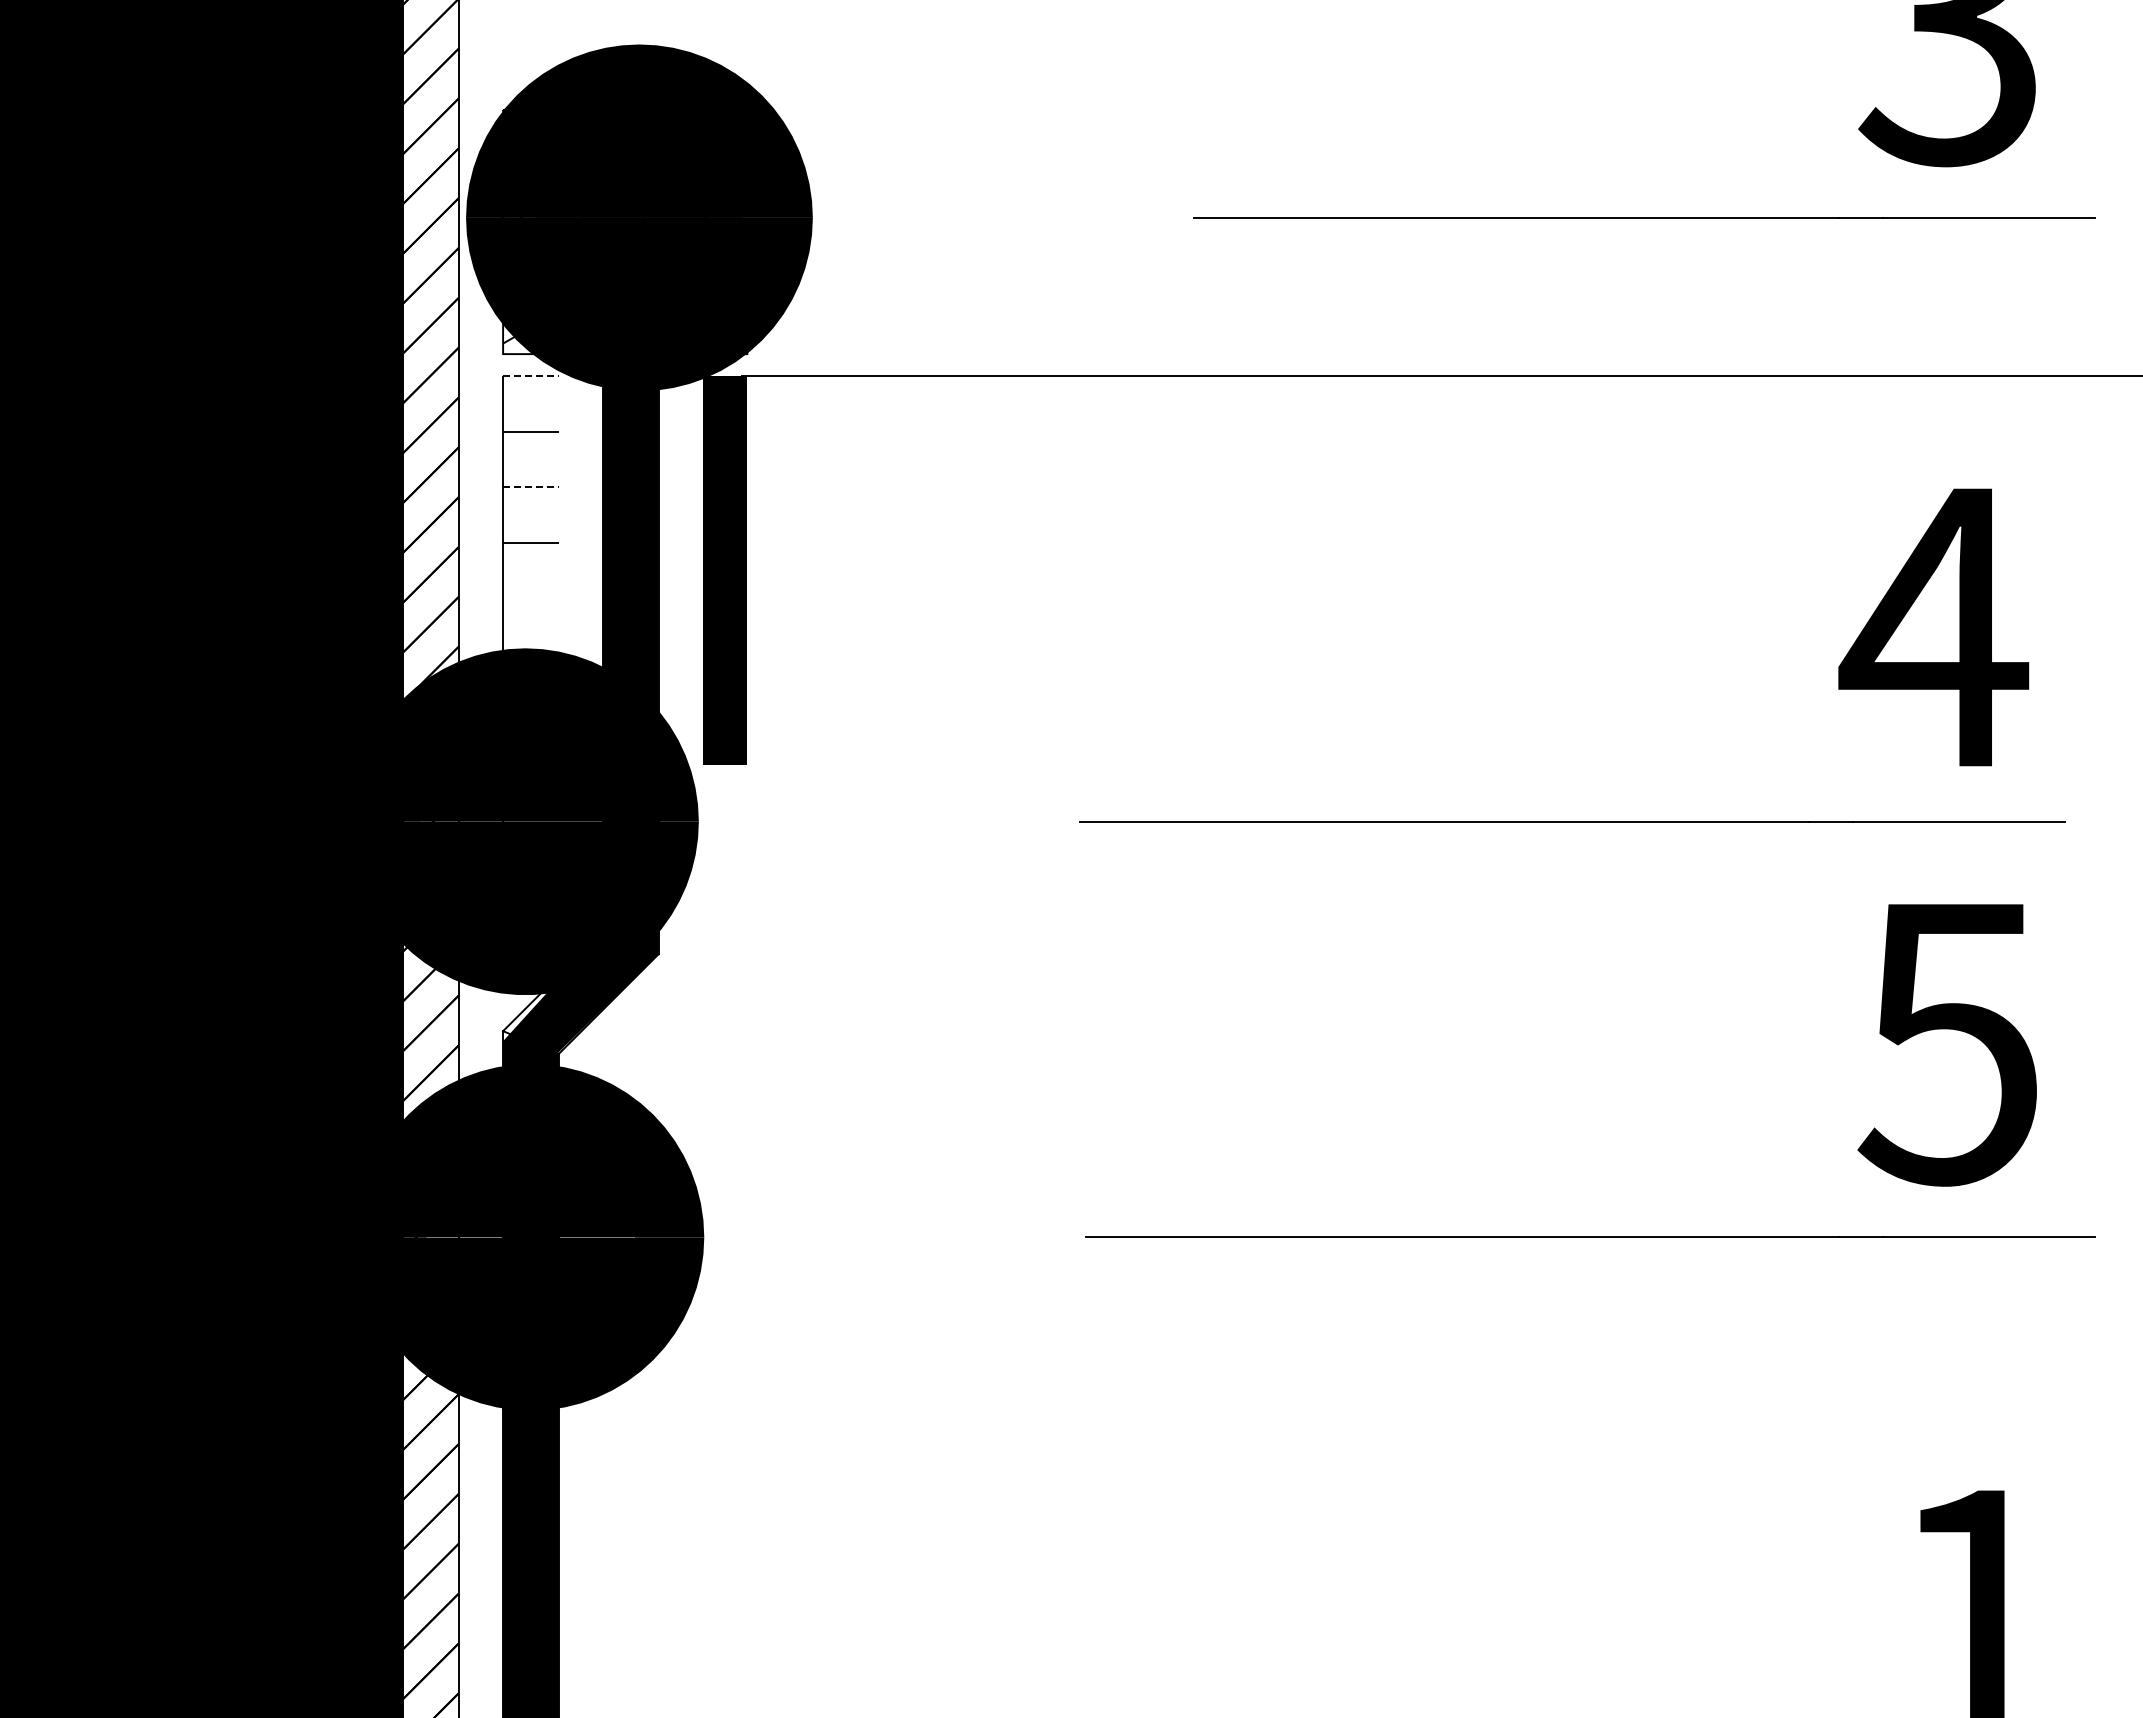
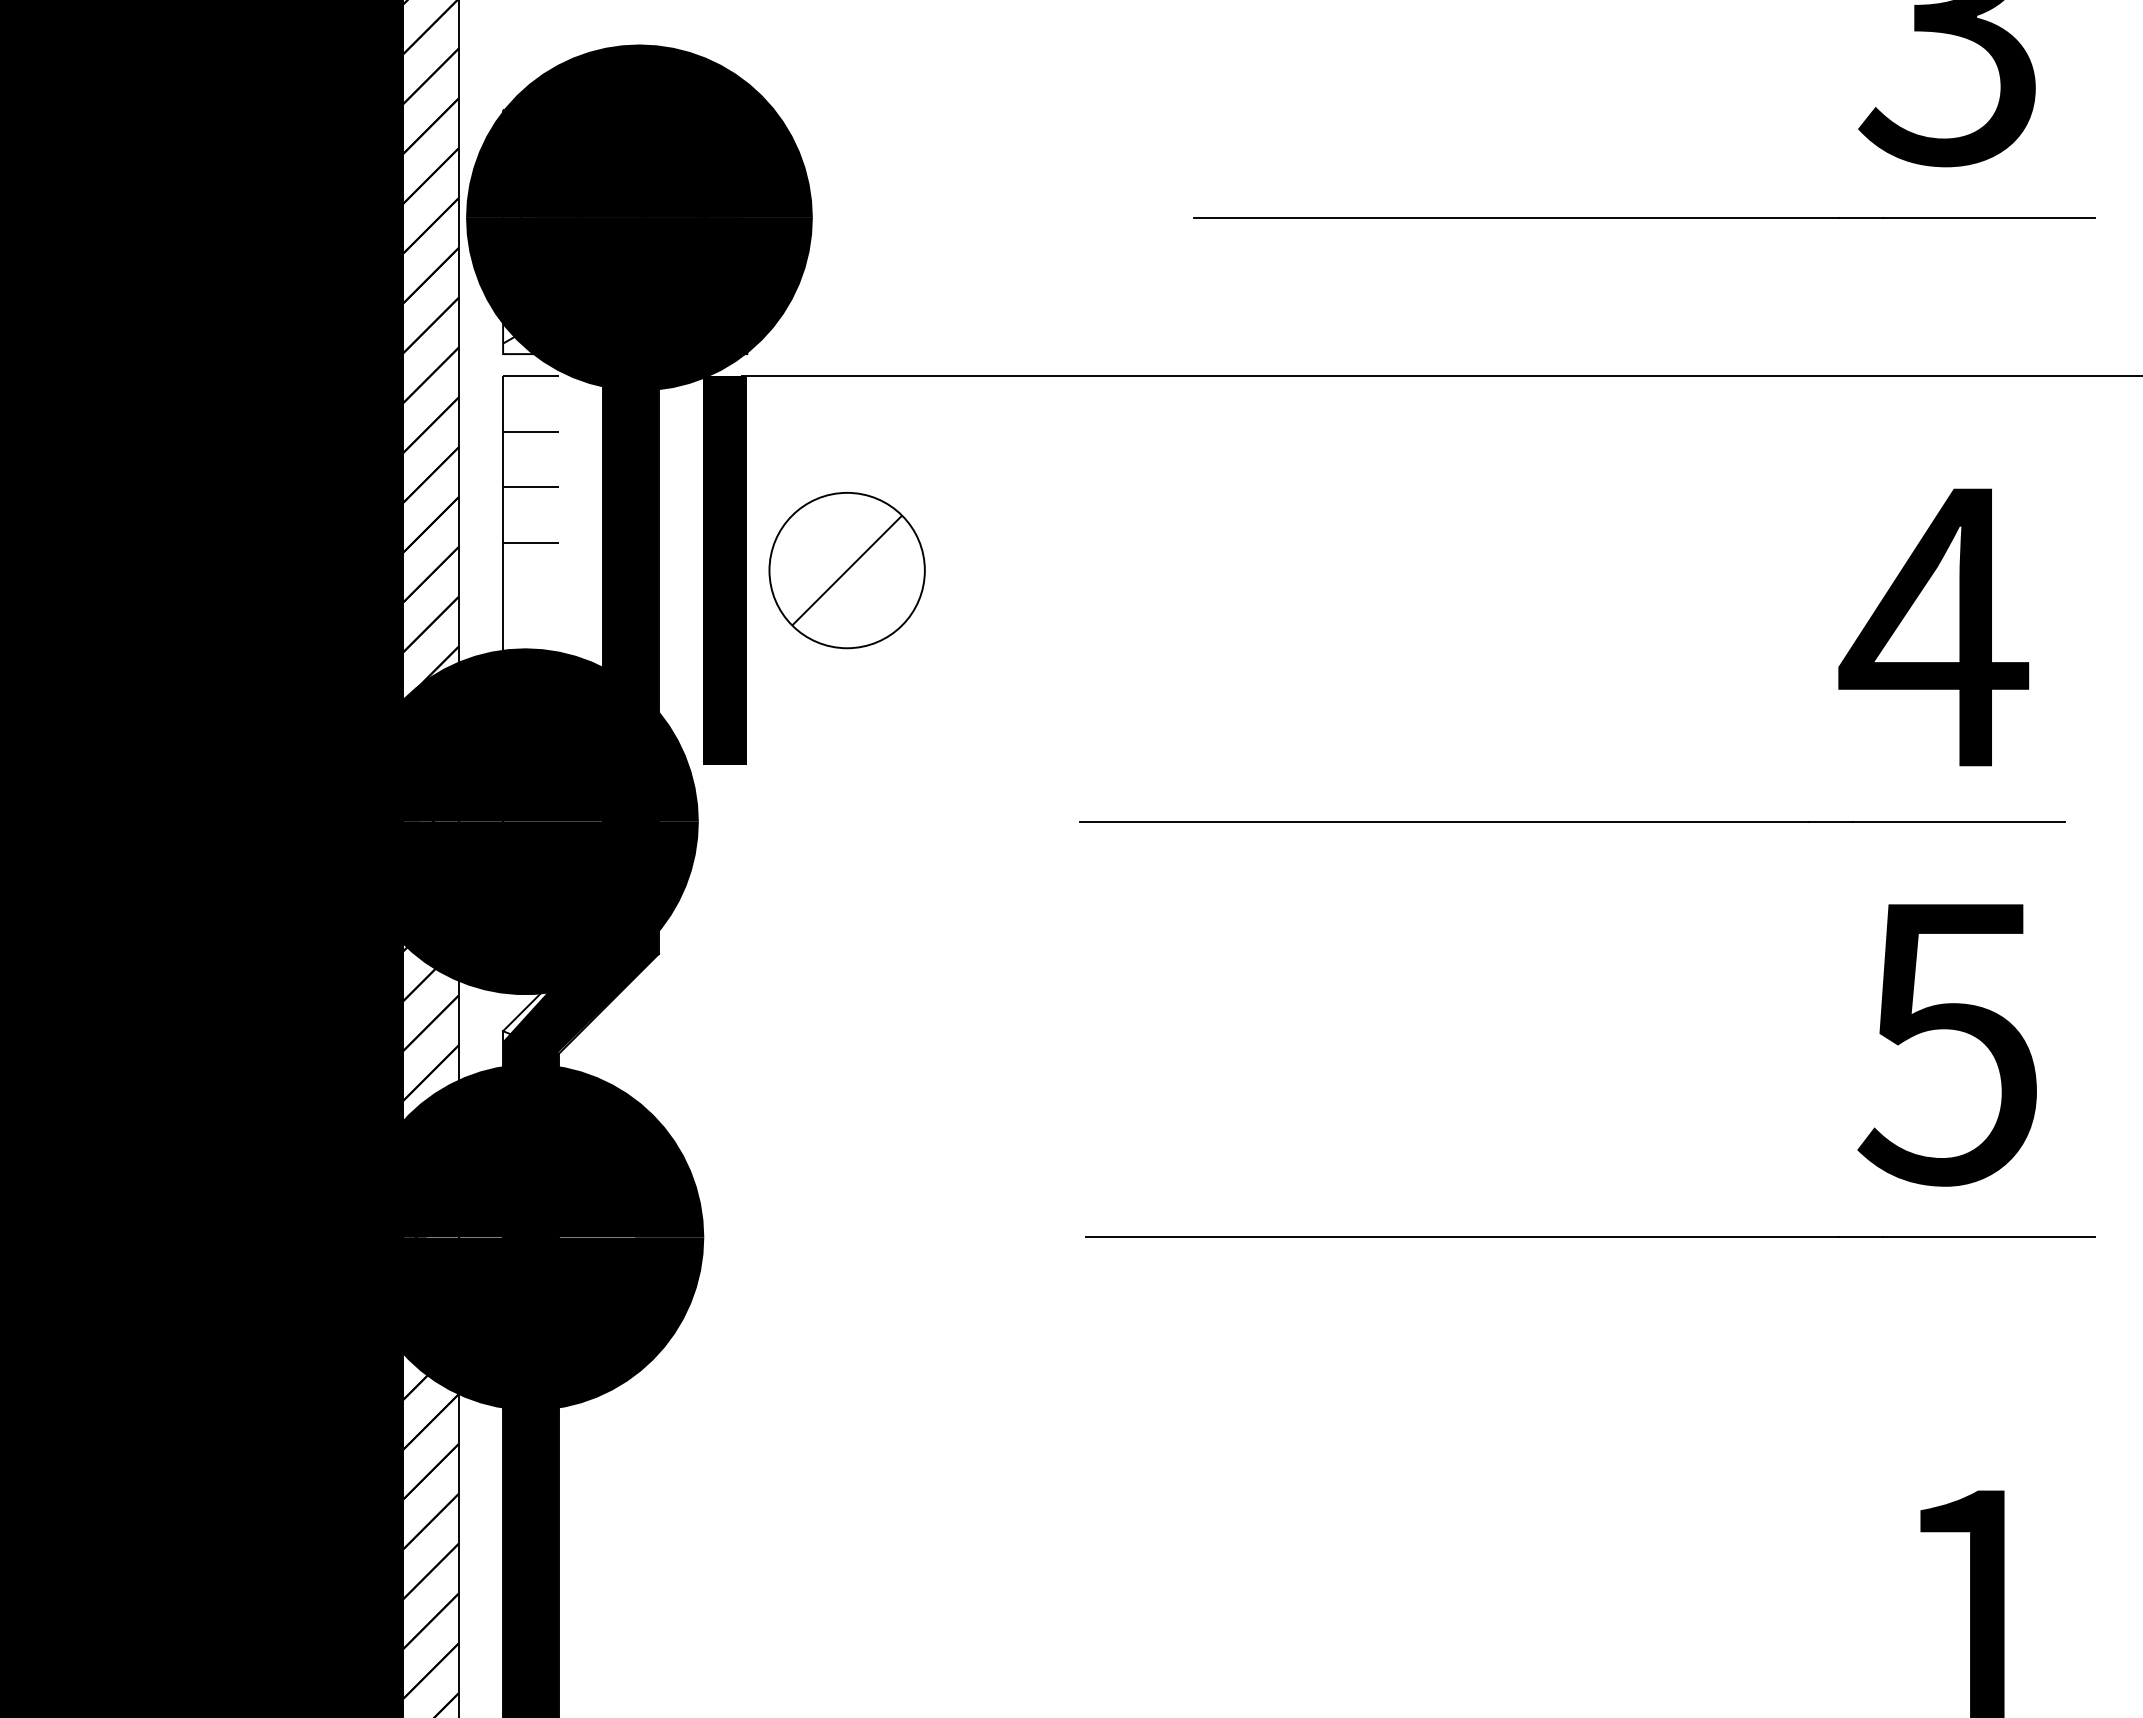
line: dashed -> solid (530, 376)
line: dashed -> solid (530, 487)
part: none -> present (846, 570)
